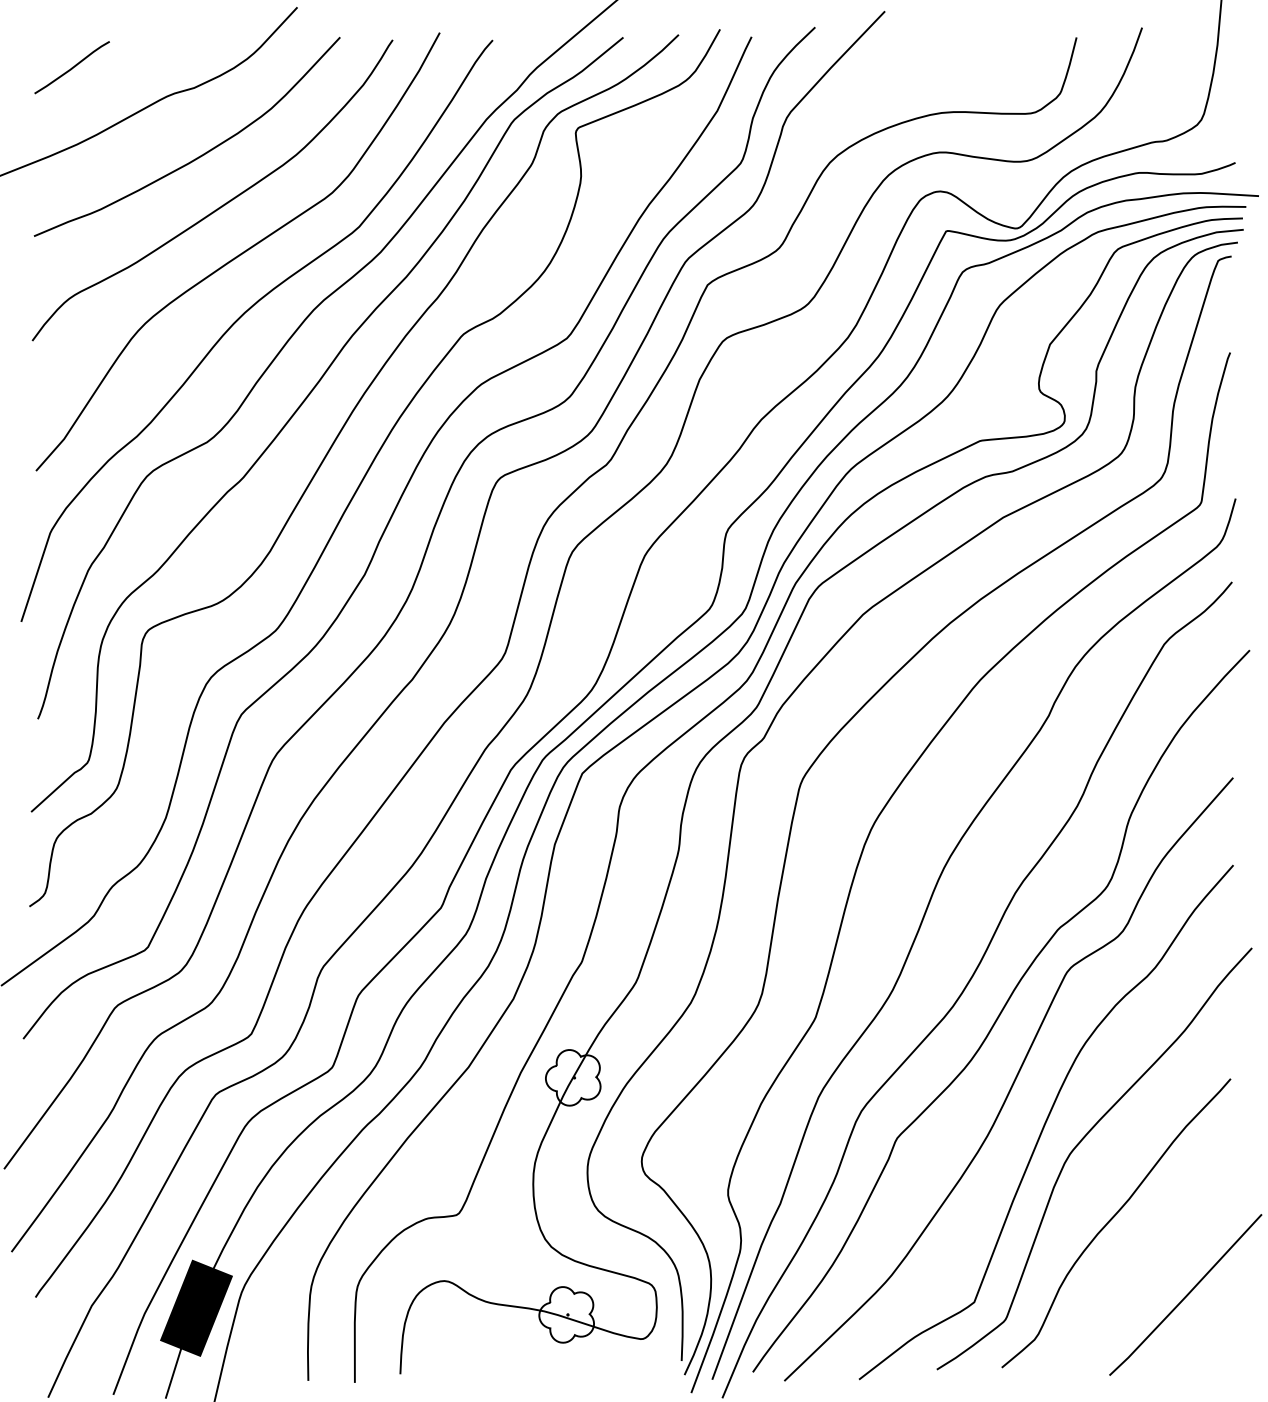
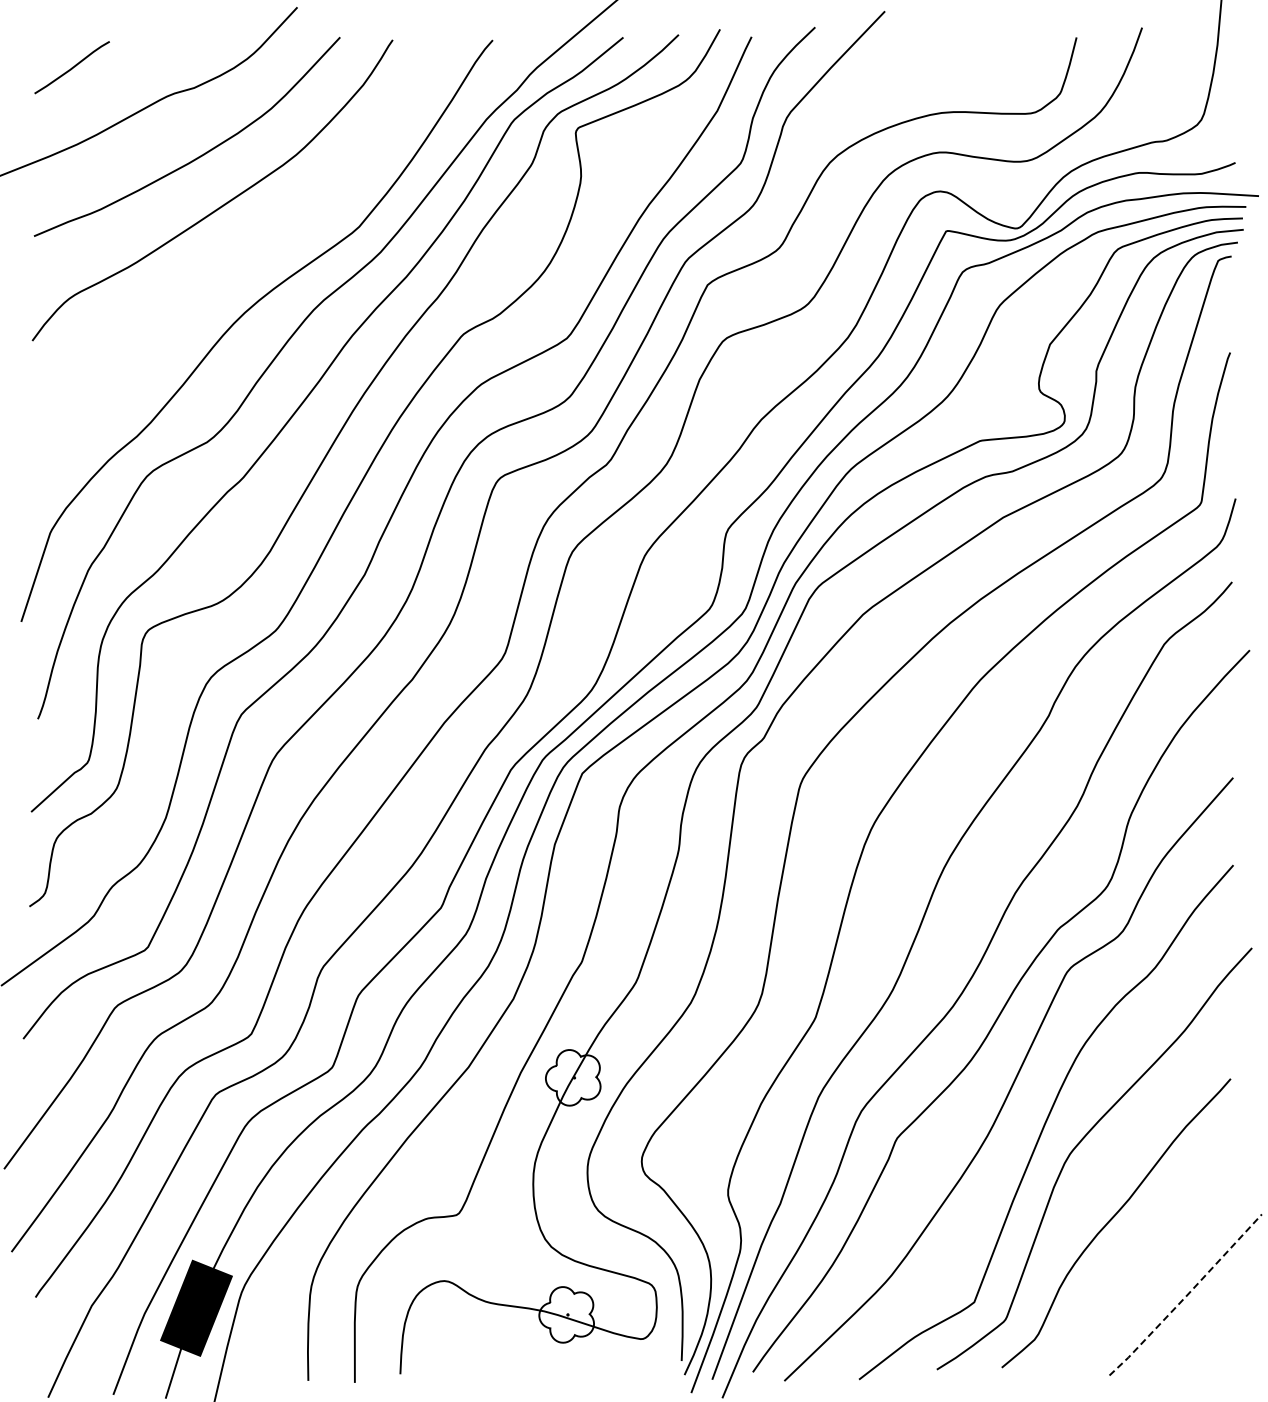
curve: present -> none (238, 254)
line: solid -> dashed (1186, 1296)
